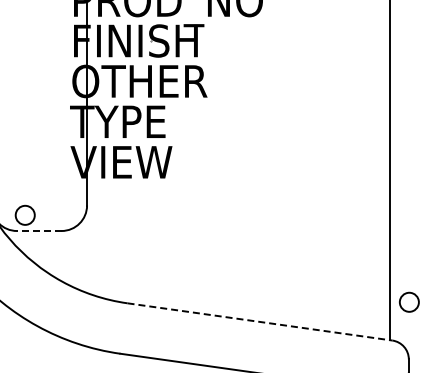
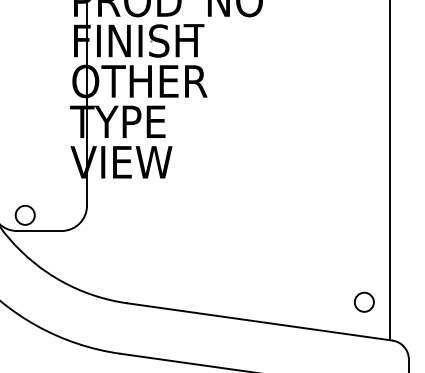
line: dashed -> solid (38, 231)
circle position: (409, 301) -> (364, 301) (364, 301)
line: dashed -> solid (259, 321)
